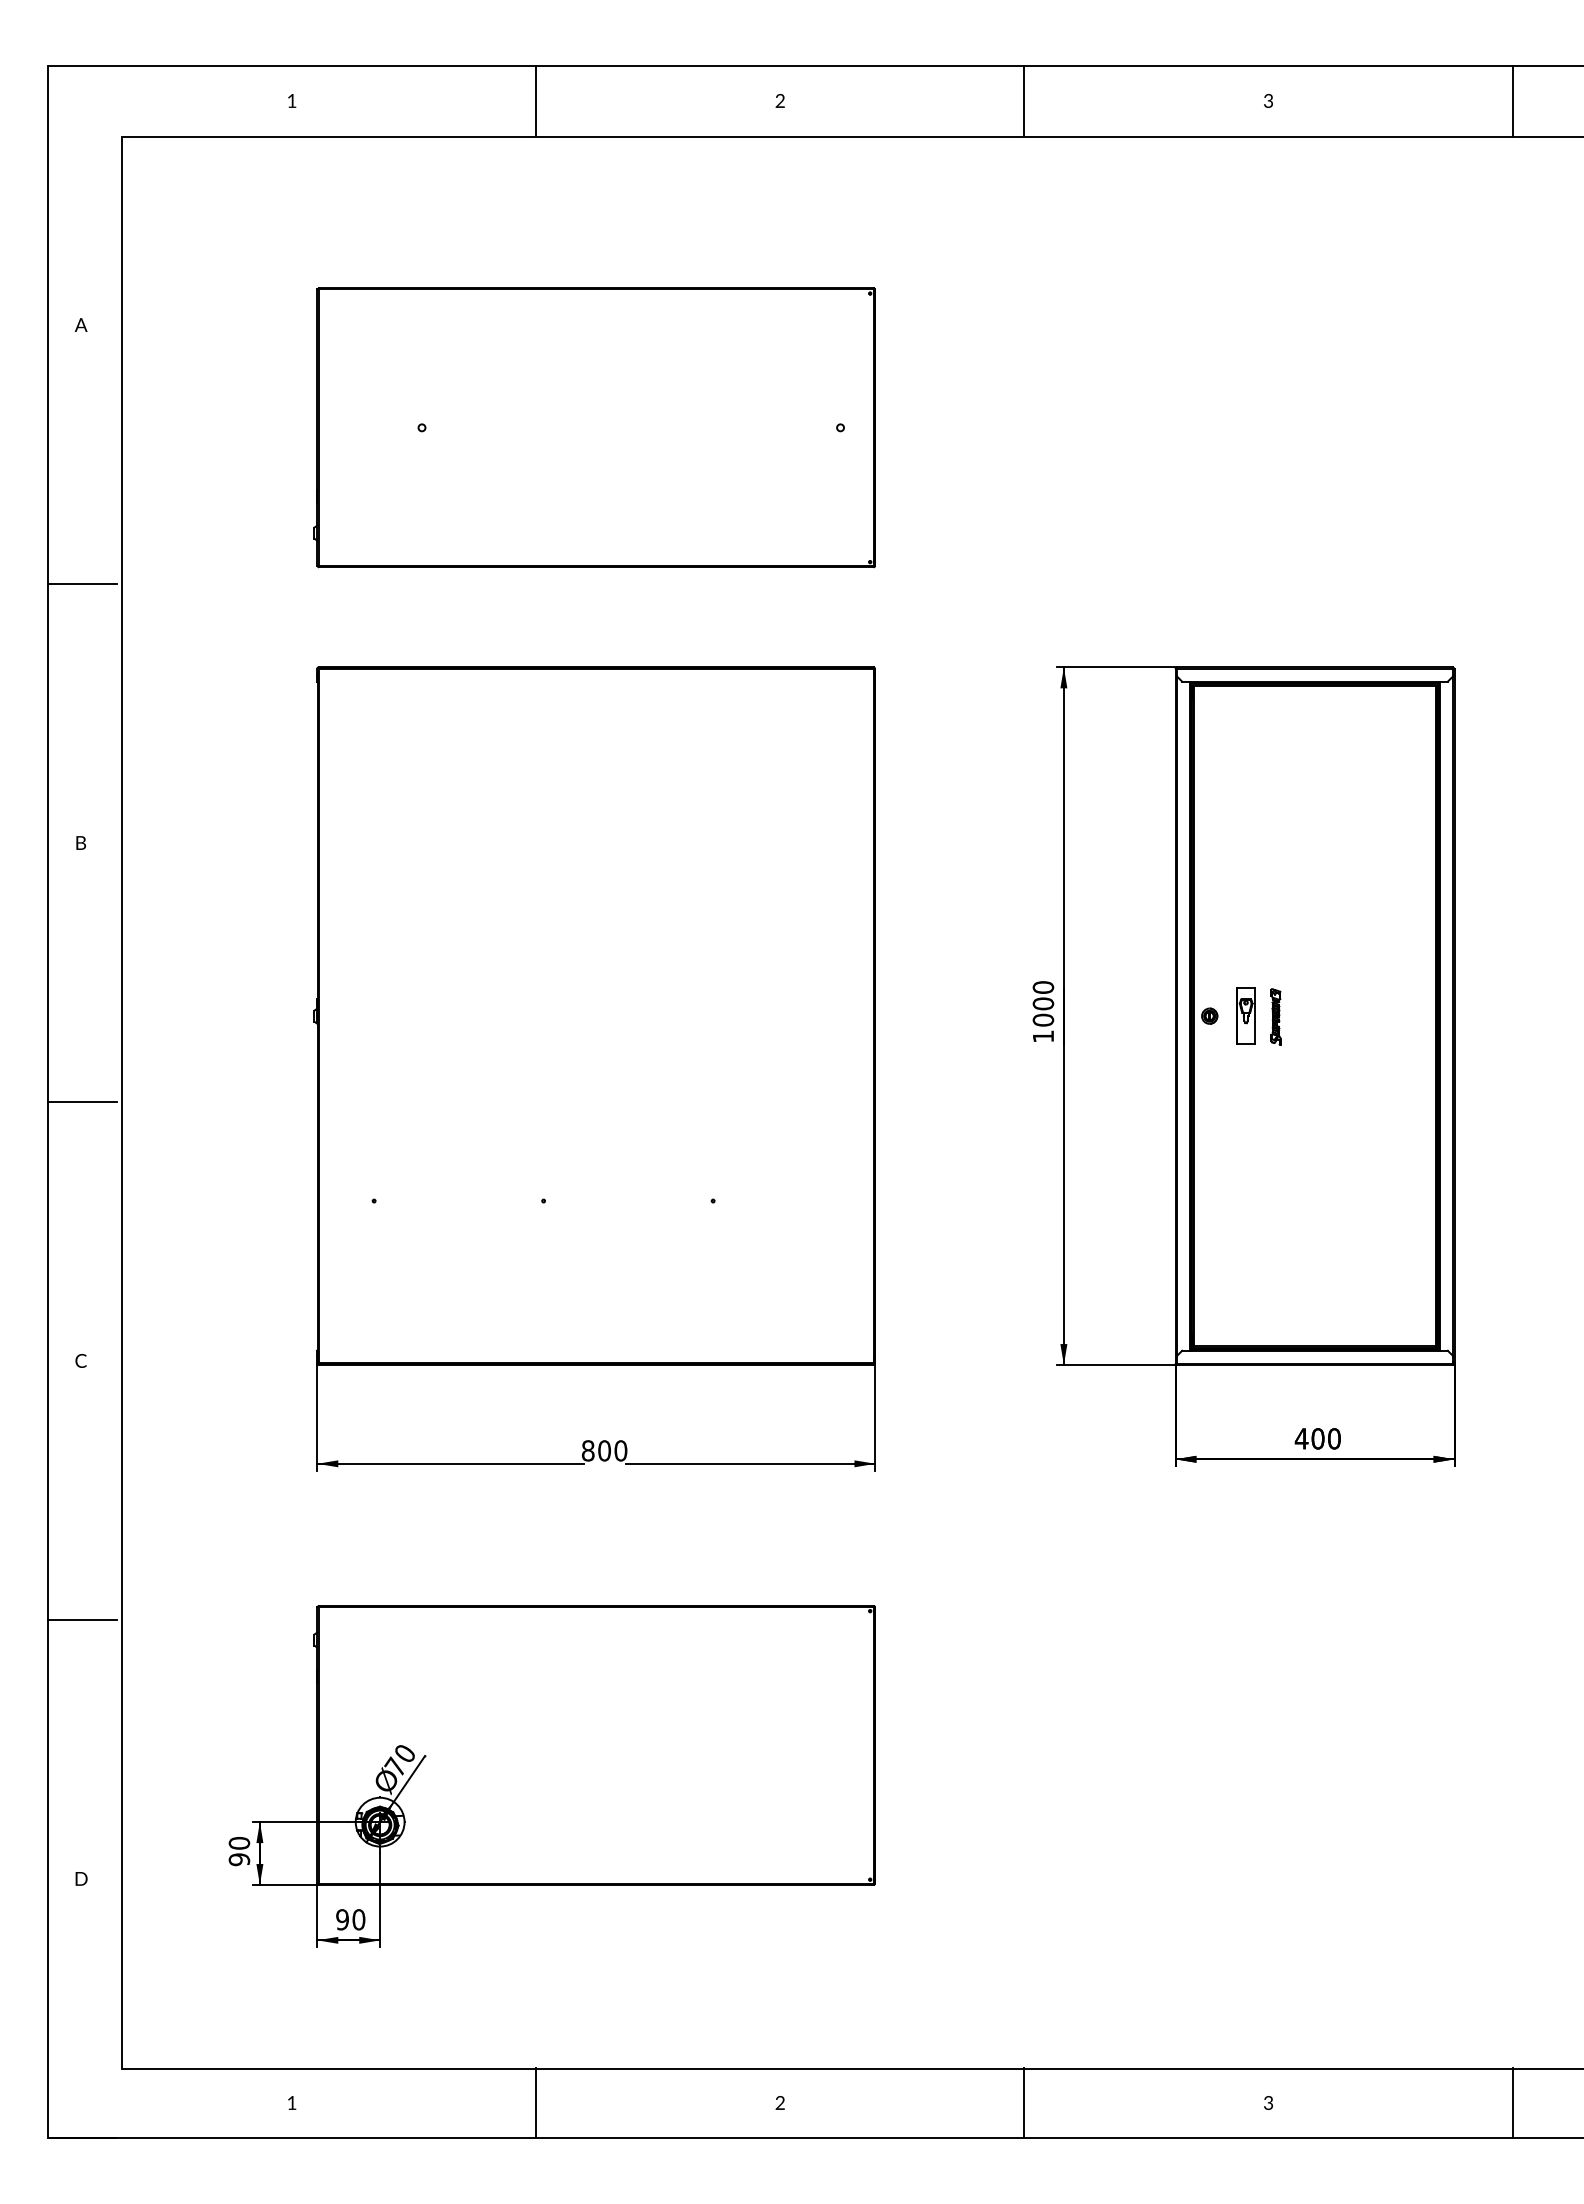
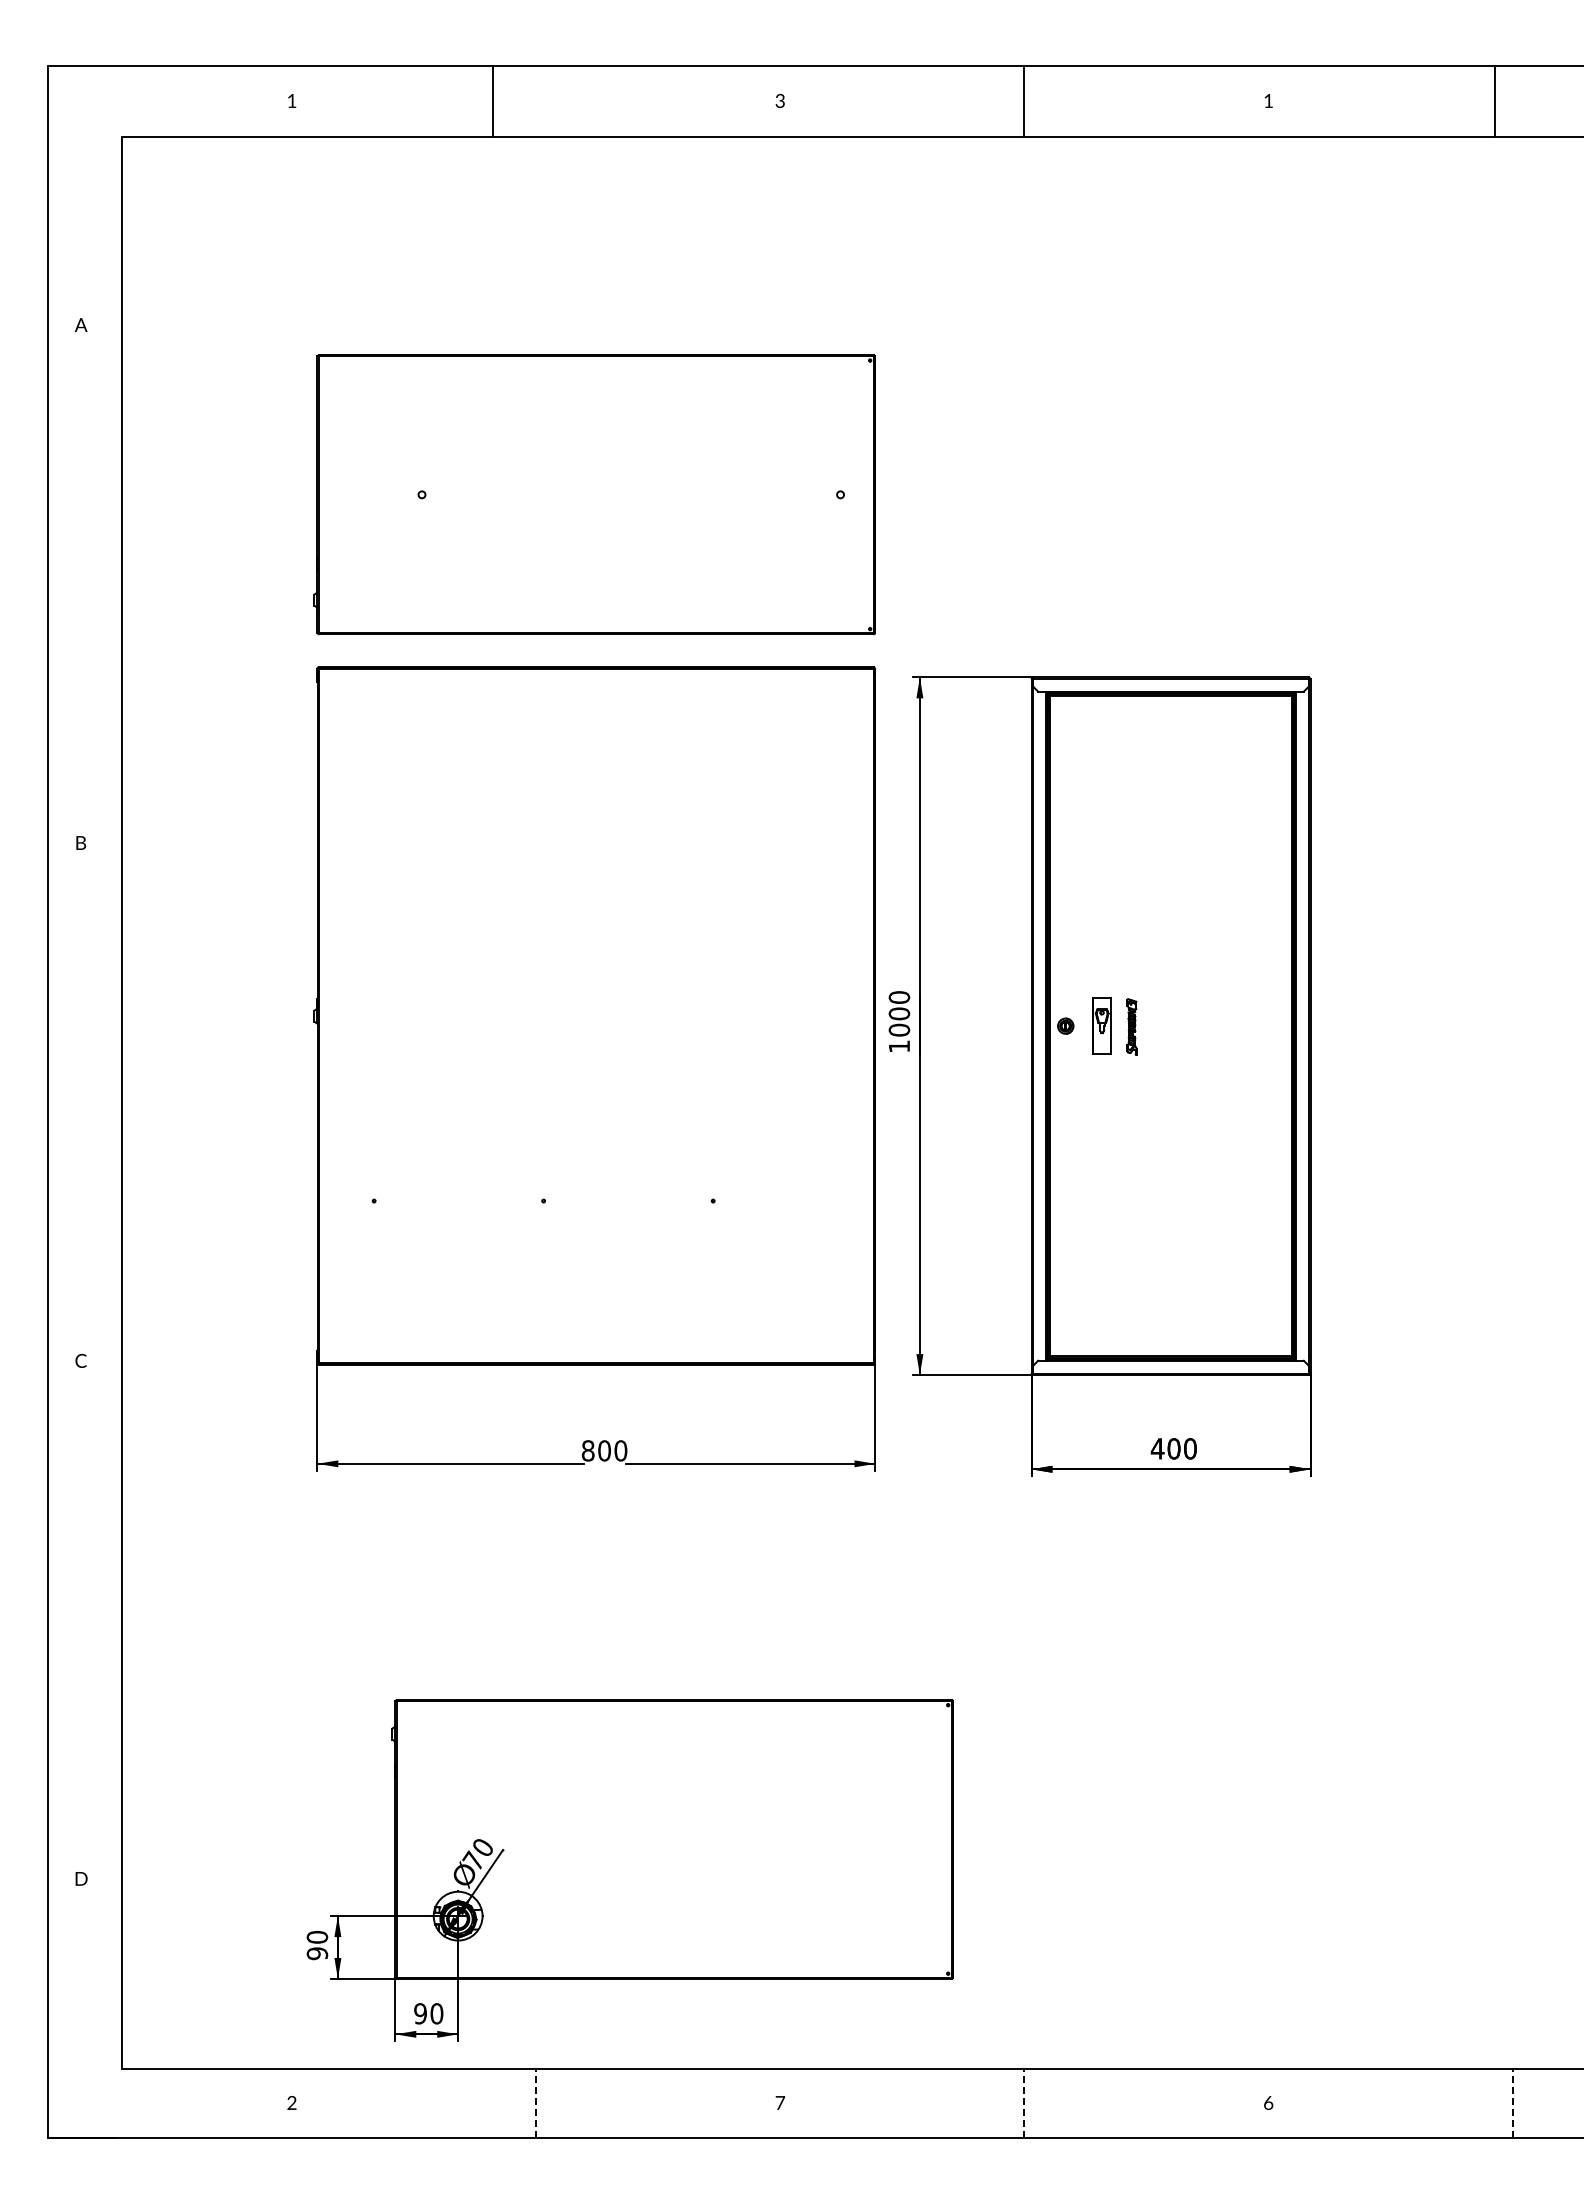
line position: (535, 100) -> (492, 100) (492, 100)
text: 3 -> 1 (1268, 100)
line position: (1512, 100) -> (1494, 100) (1494, 100)
text: 2 -> 3 (779, 102)
part position: (594, 427) -> (594, 494) (594, 494)
line: present -> none (82, 584)
part position: (1243, 1066) -> (1099, 1076) (1099, 1076)
line: present -> none (82, 1102)
line: present -> none (82, 1619)
part position: (551, 1776) -> (629, 1870) (629, 1870)
text: 1 -> 2 (291, 2102)
text: 2 -> 7 (780, 2102)
text: 3 -> 6 (1268, 2102)
line: solid -> dashed (535, 2103)
line: solid -> dashed (1024, 2103)
line: solid -> dashed (1512, 2103)
